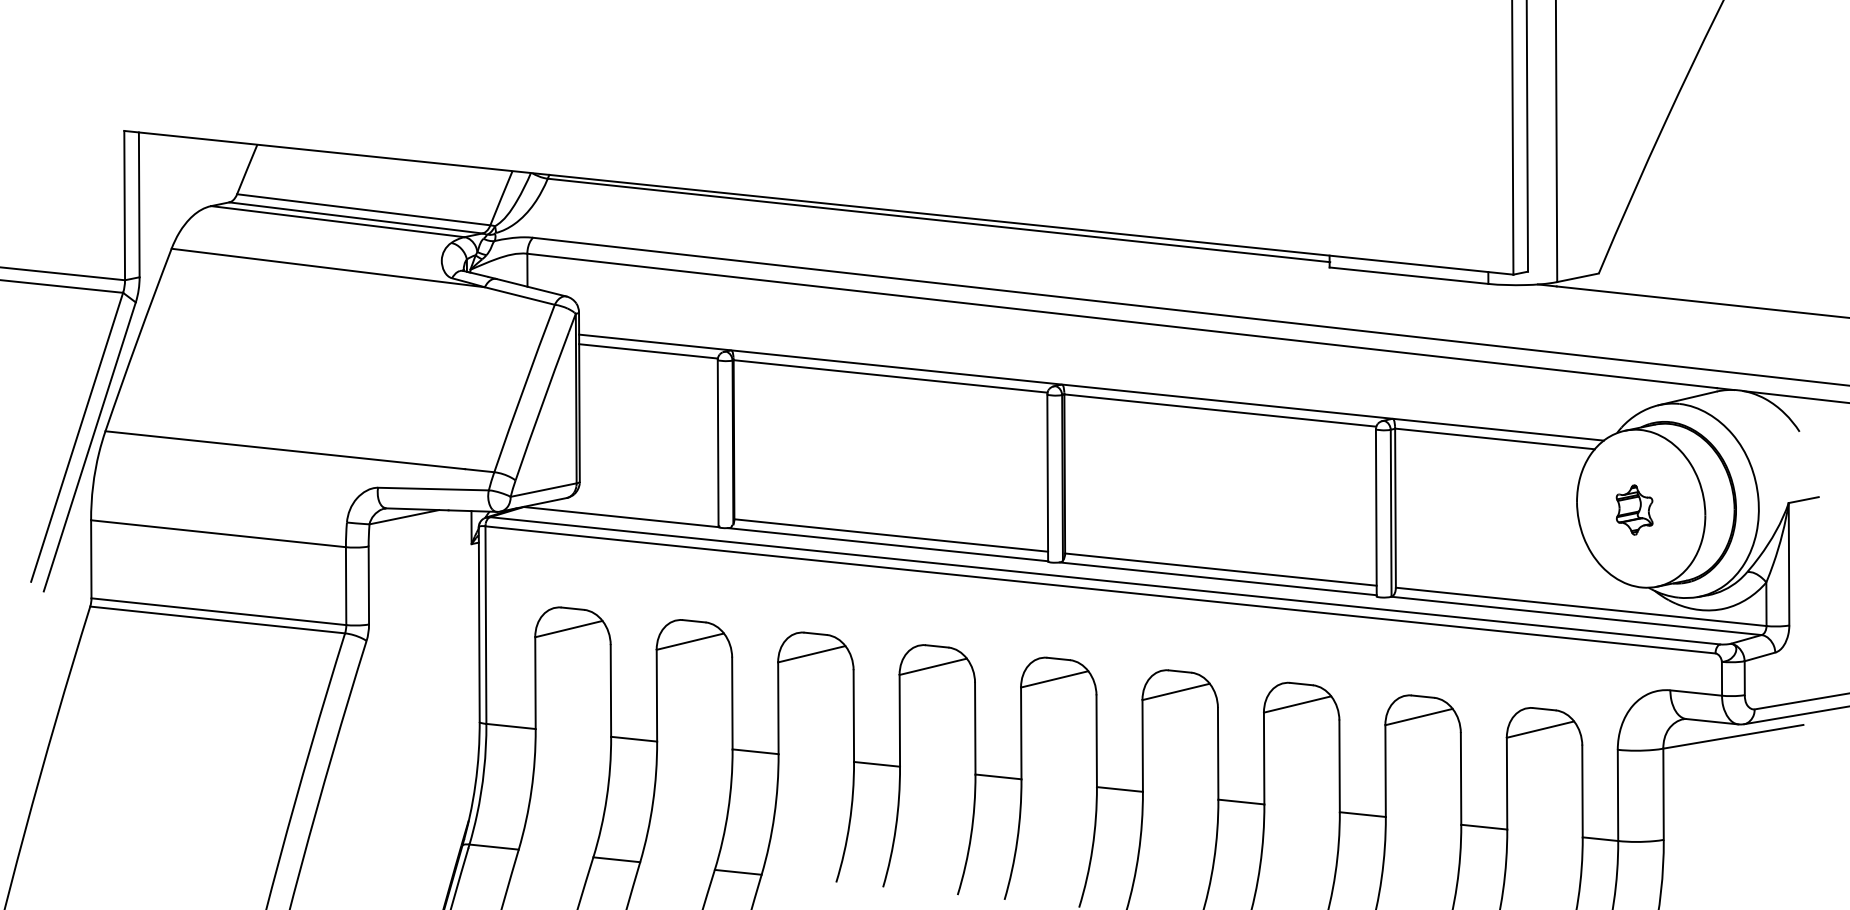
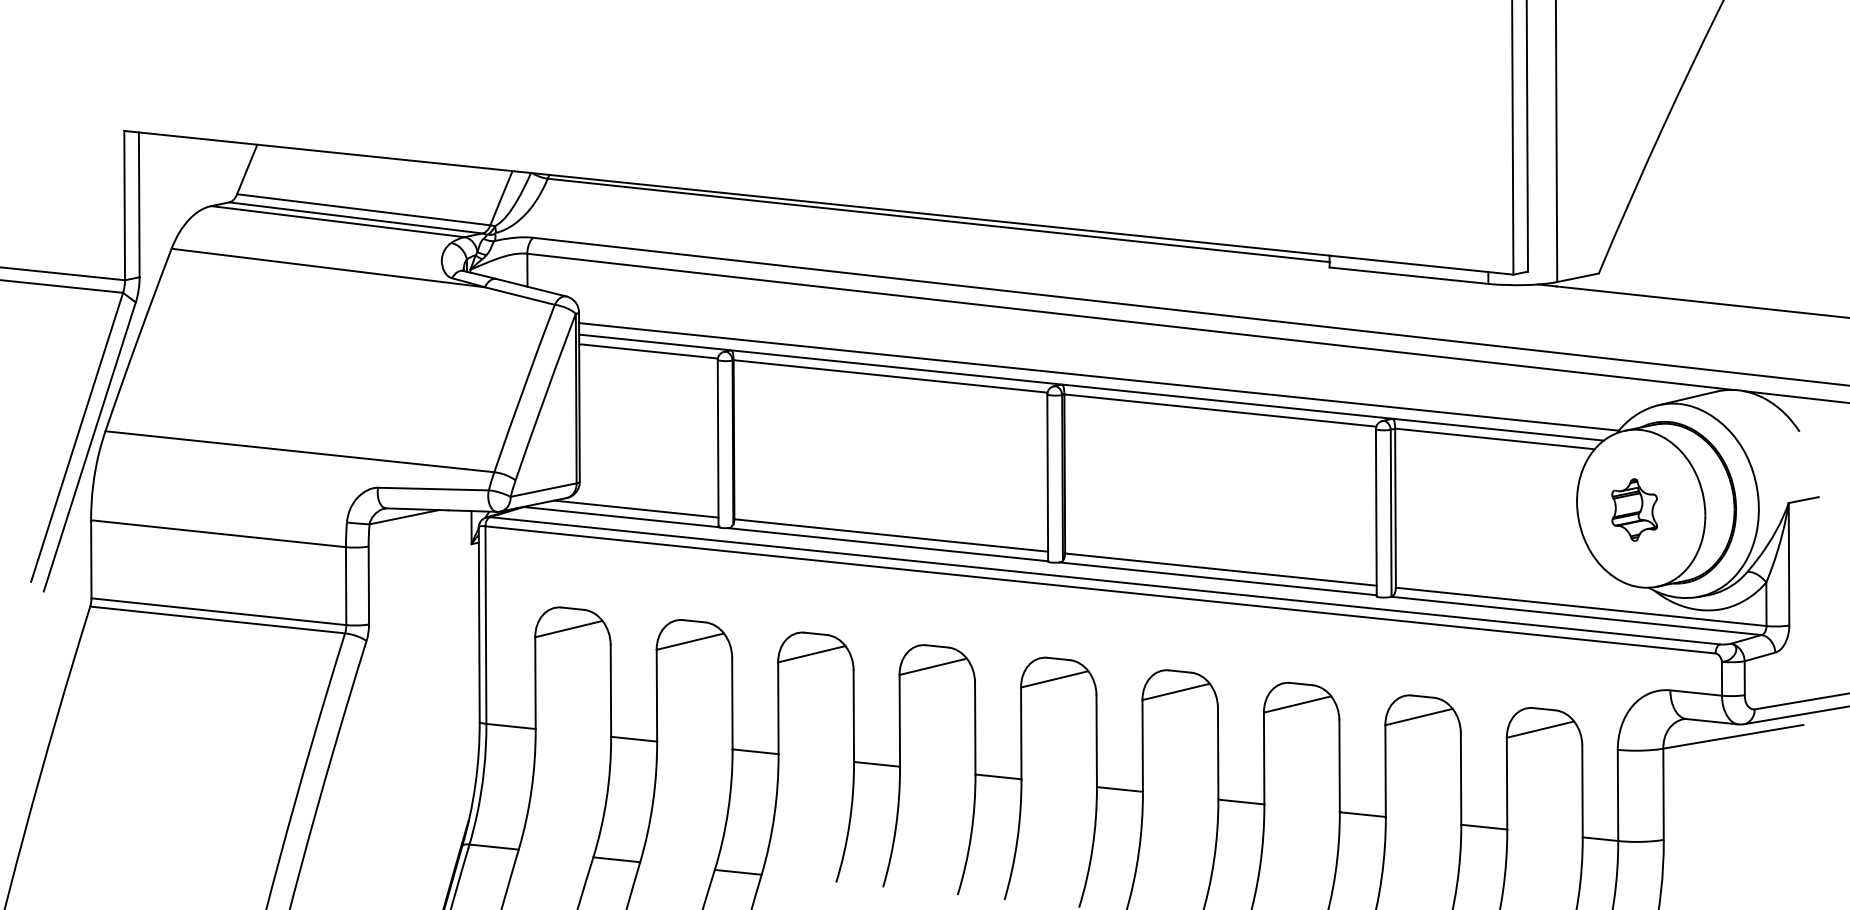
line: none -> present (1098, 376)
line: none -> present (636, 508)
part size: 39x52 px -> 47x64 px (1634, 509)
